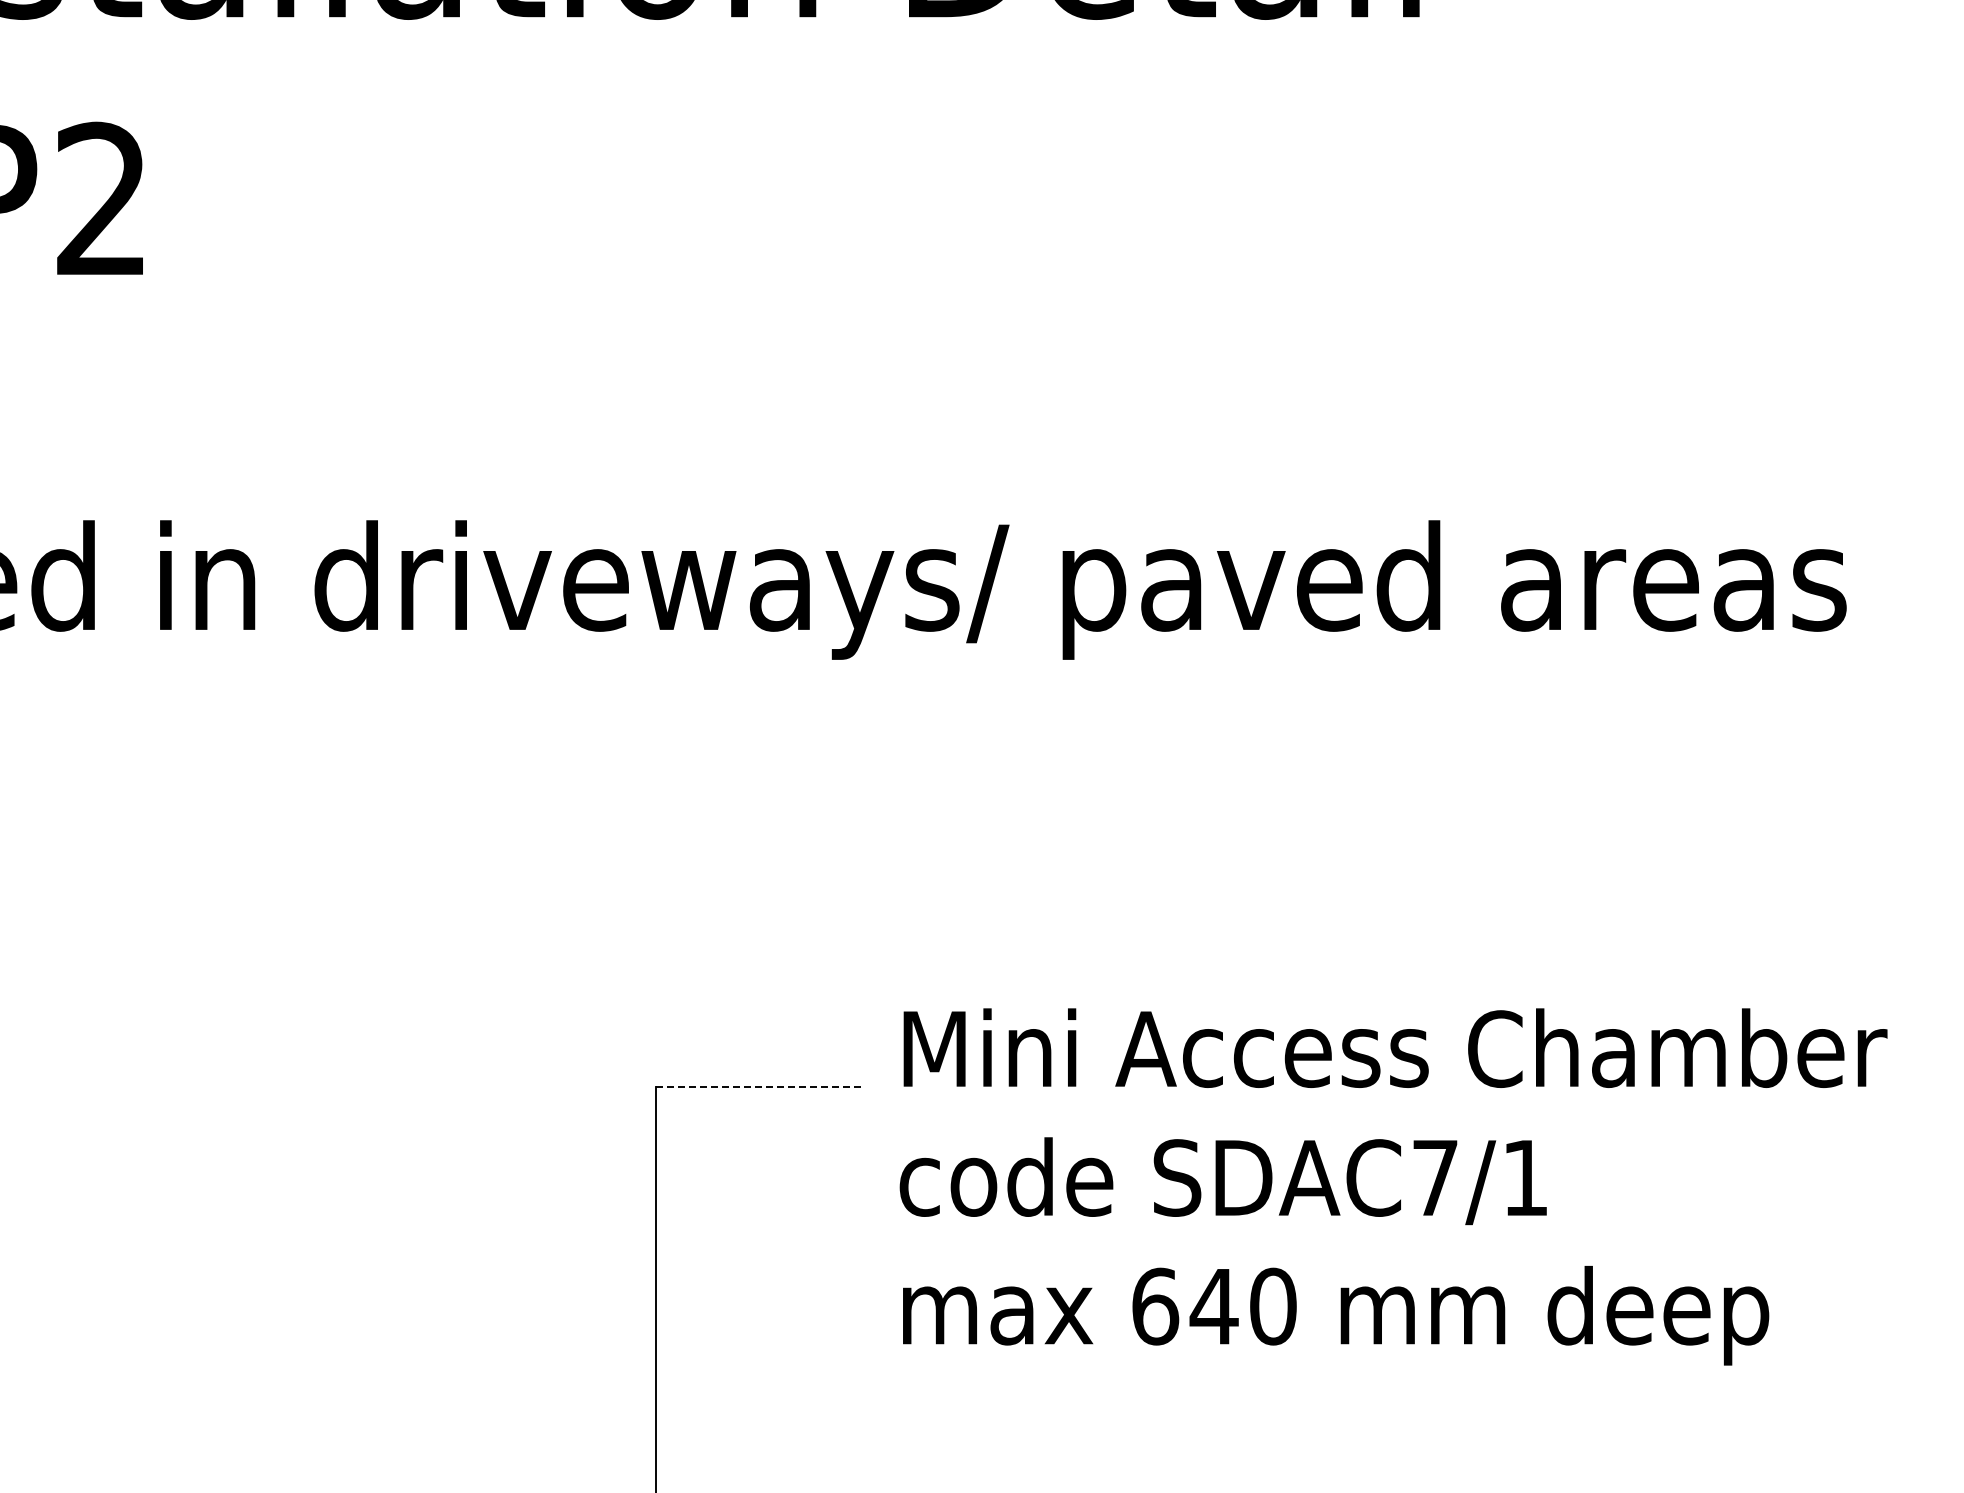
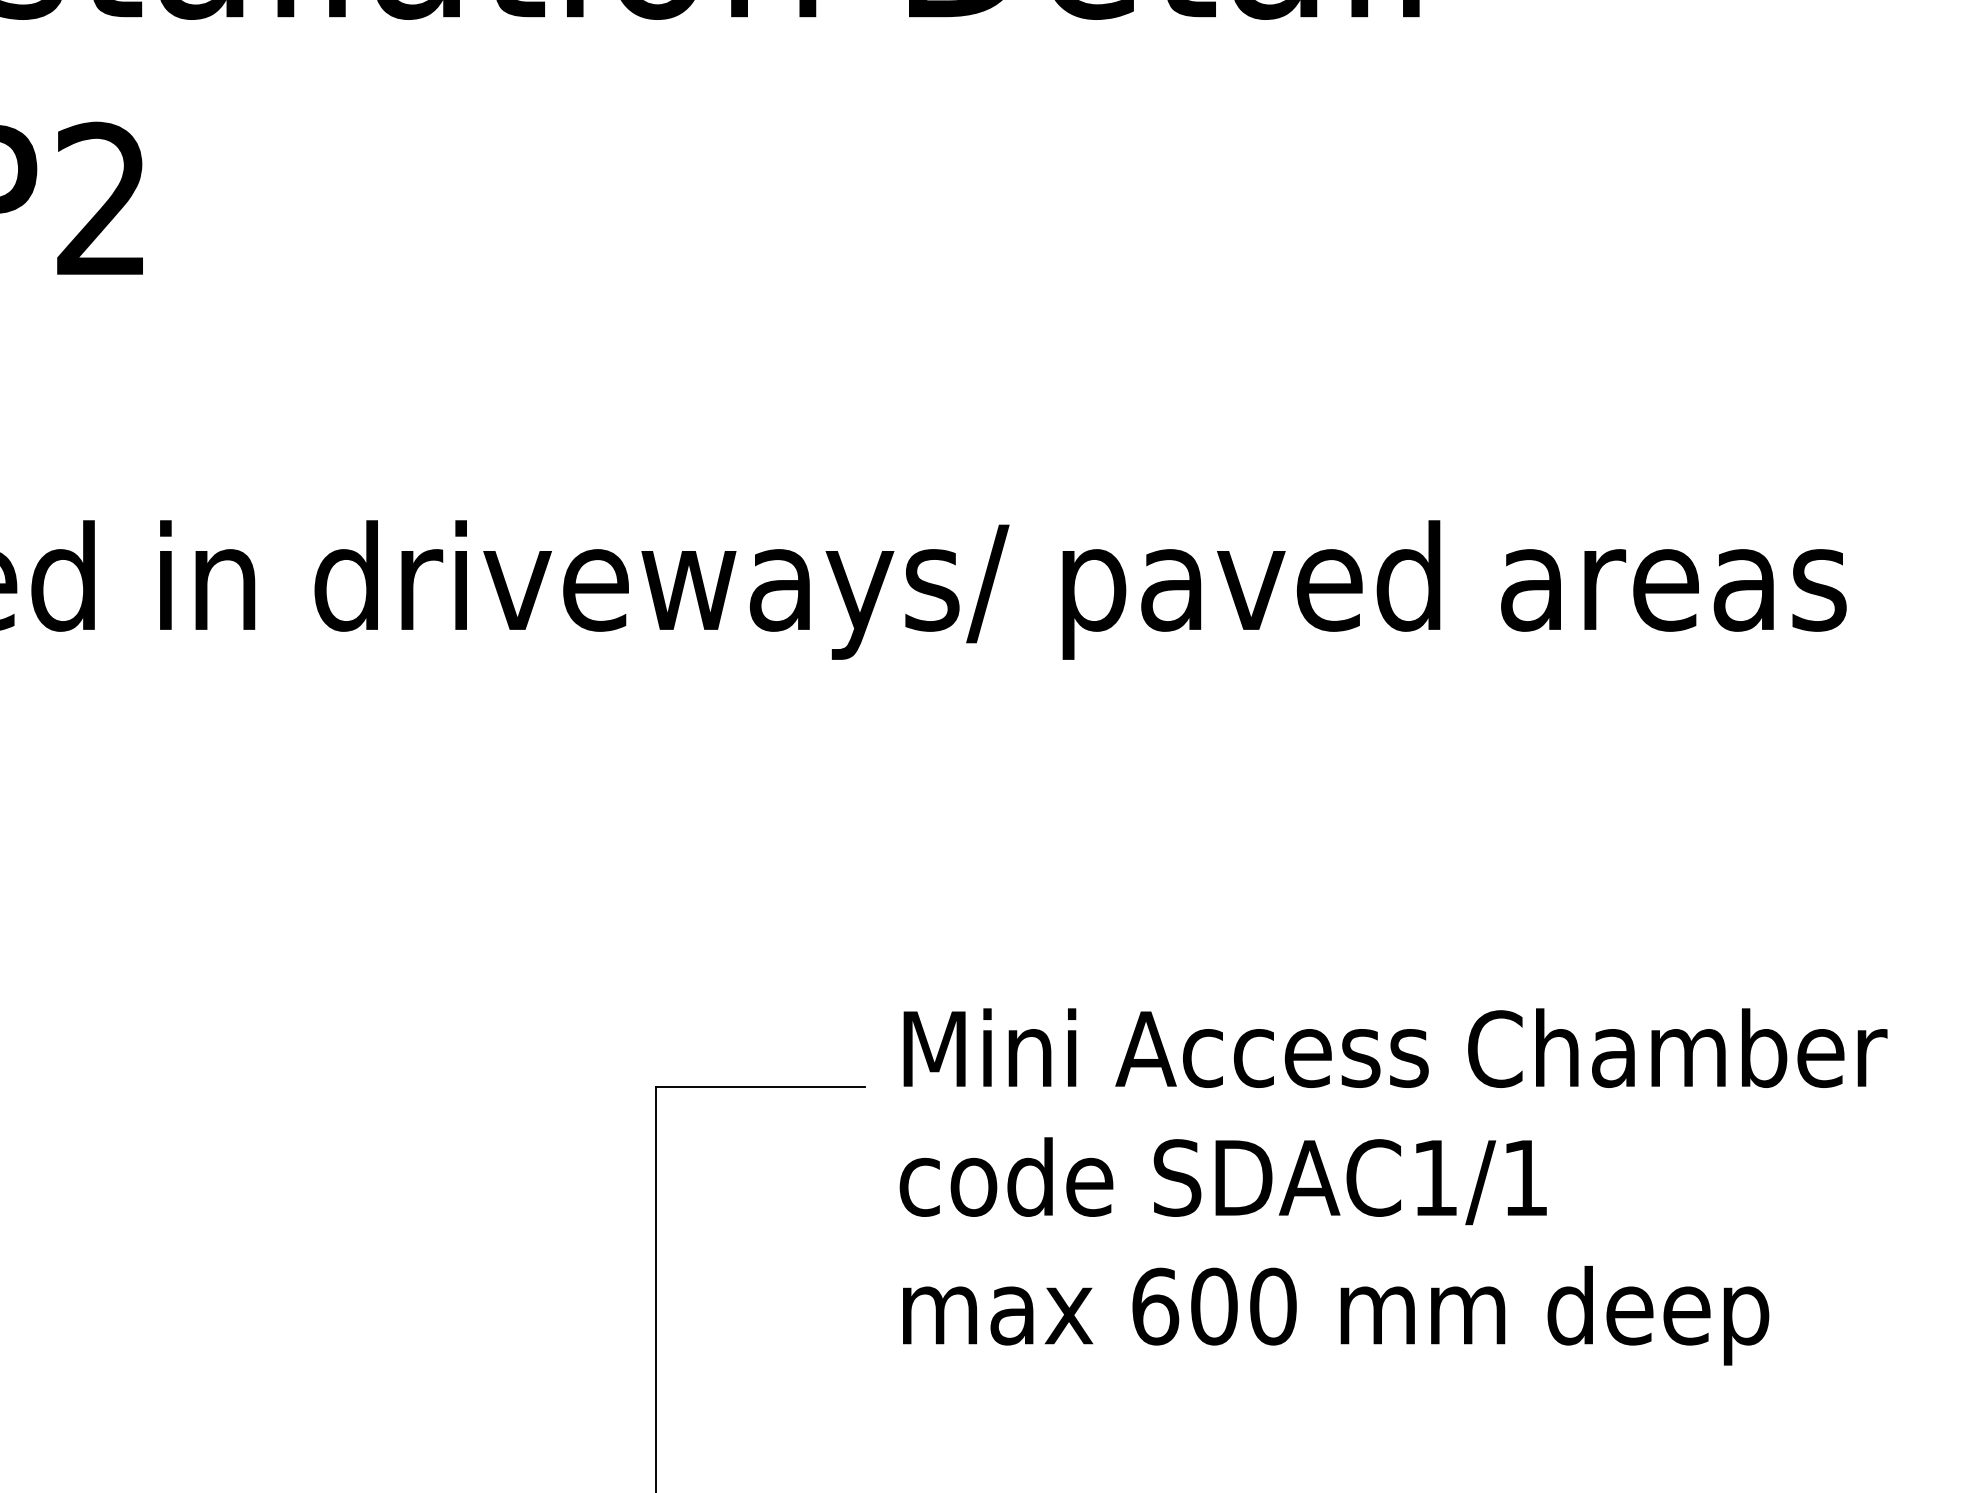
line: dashed -> solid (760, 1086)
text: SDAC7/1 -> SDAC1/1 (1435, 1177)
text: 640 -> 600 (1213, 1306)
